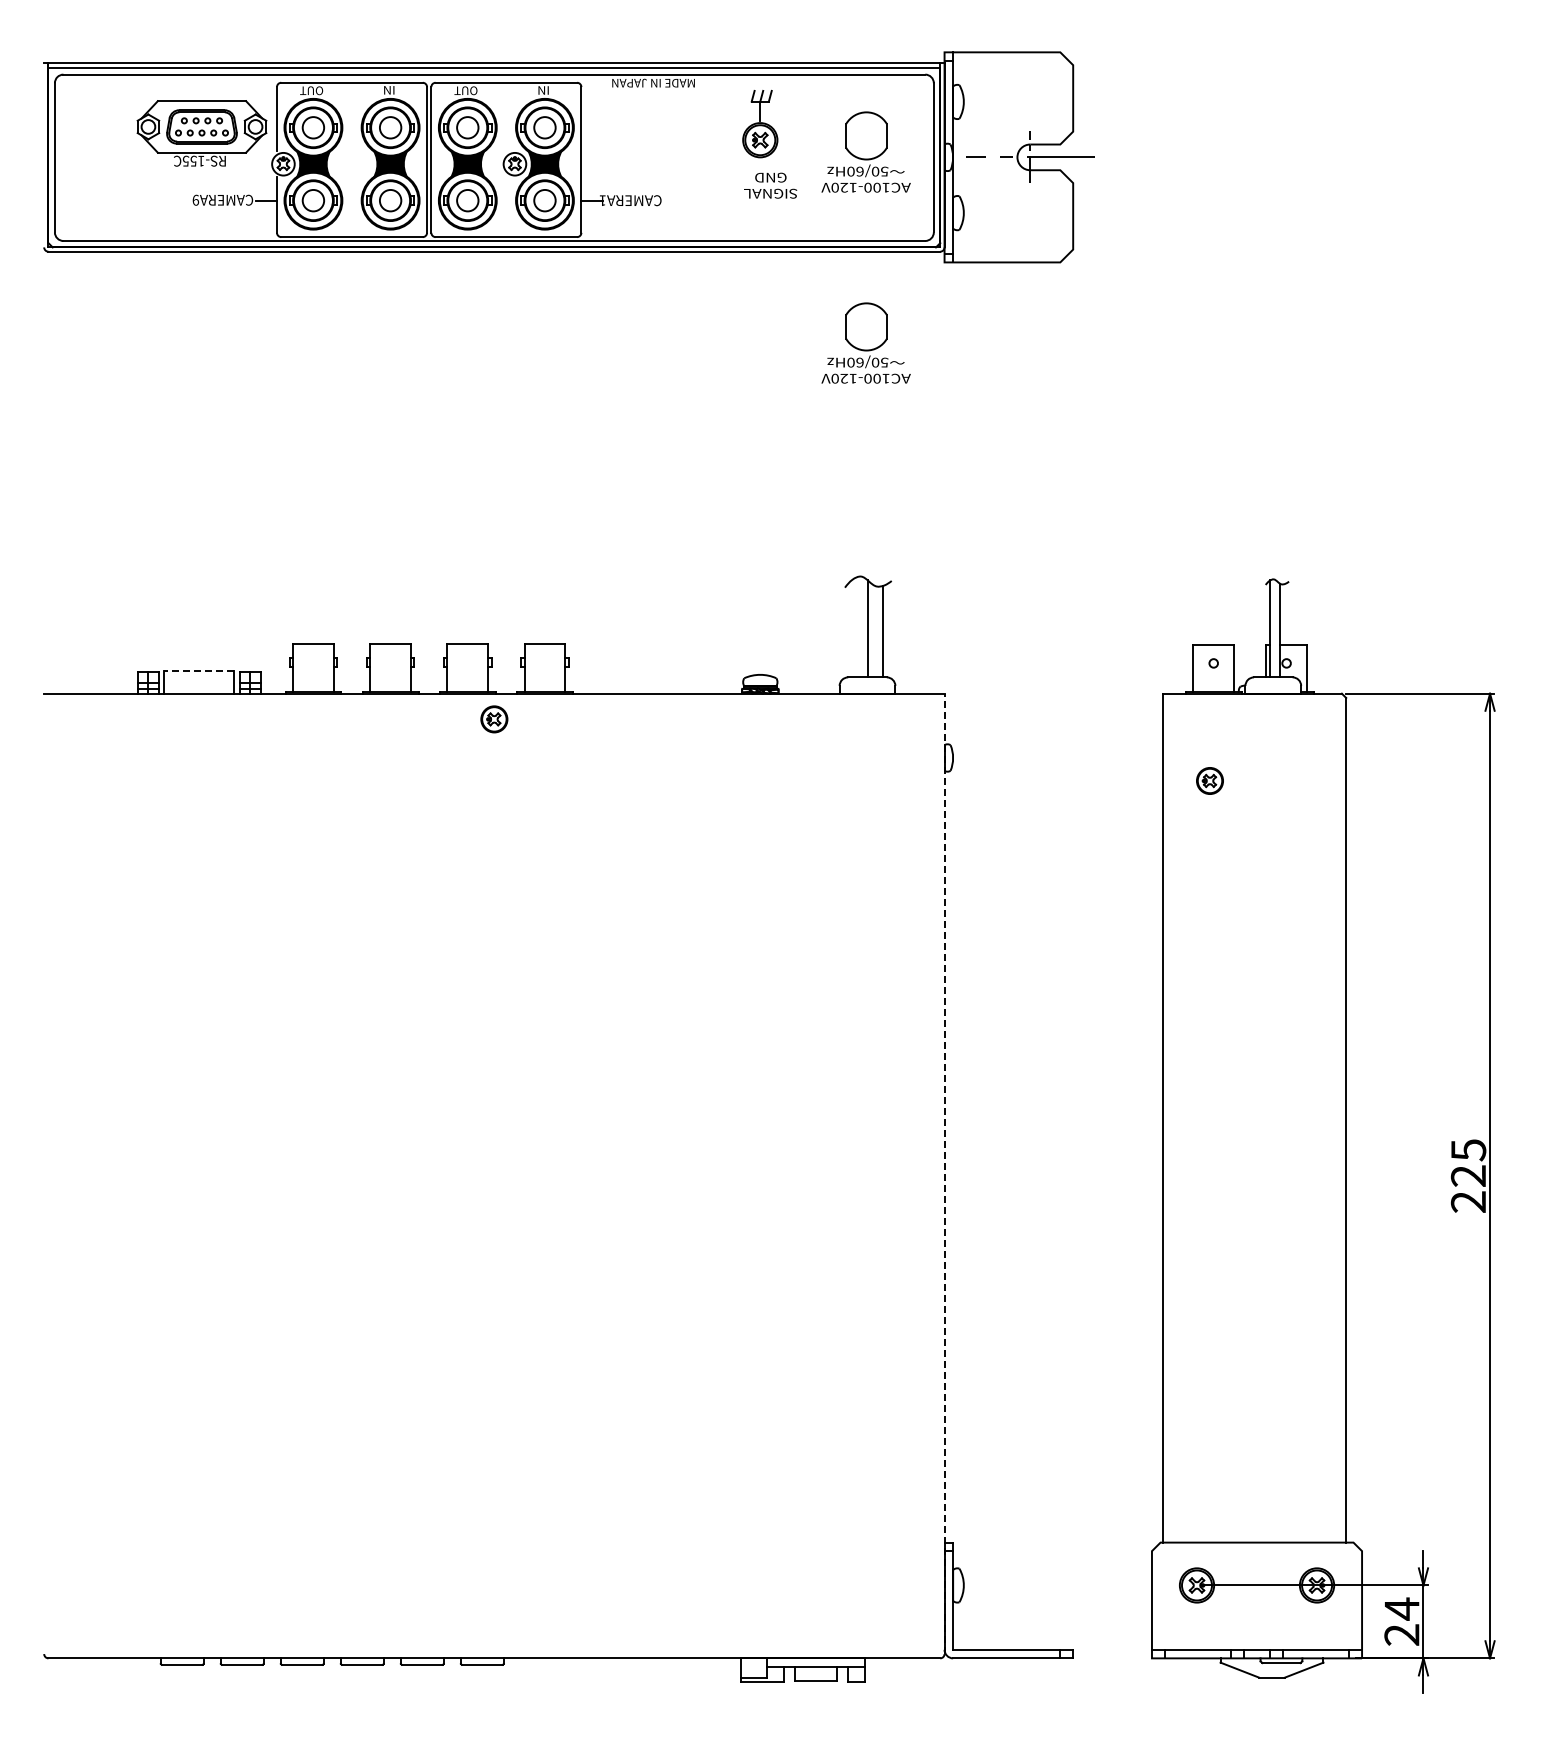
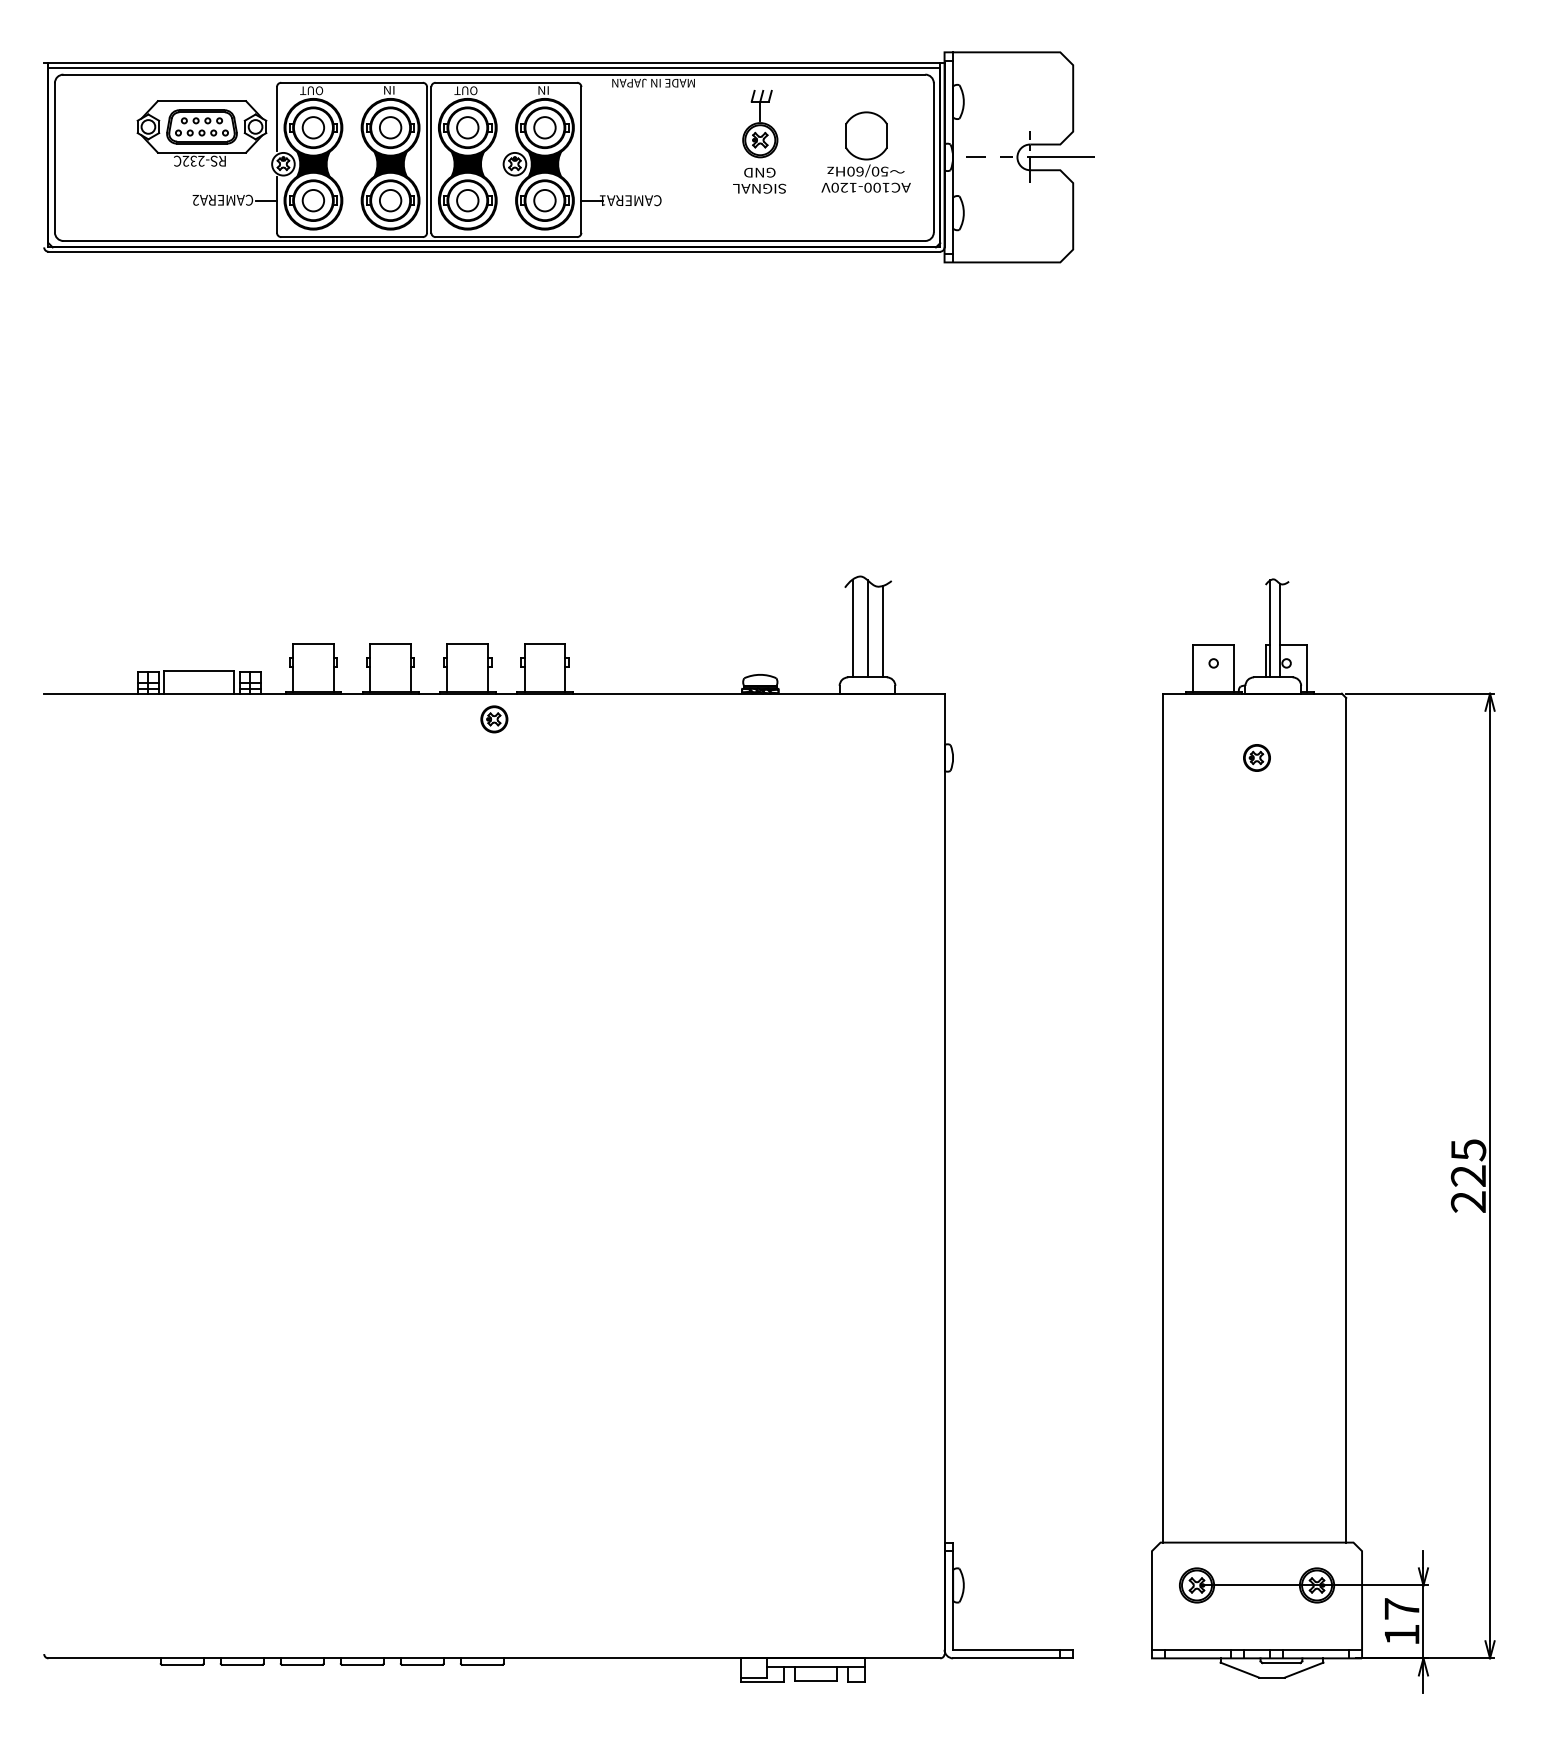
text: RS-155C -> RS-232C (193, 160)
text position: (770, 185) -> (759, 180) (759, 180)
text: CAMERA9 -> CAMERA2 (195, 199)
part: present -> none (865, 342)
line: none -> present (852, 628)
line: dashed -> solid (199, 671)
part position: (1209, 780) -> (1256, 757) (1256, 757)
line: dashed -> solid (944, 1173)
text: 24 -> 17 (1401, 1621)
